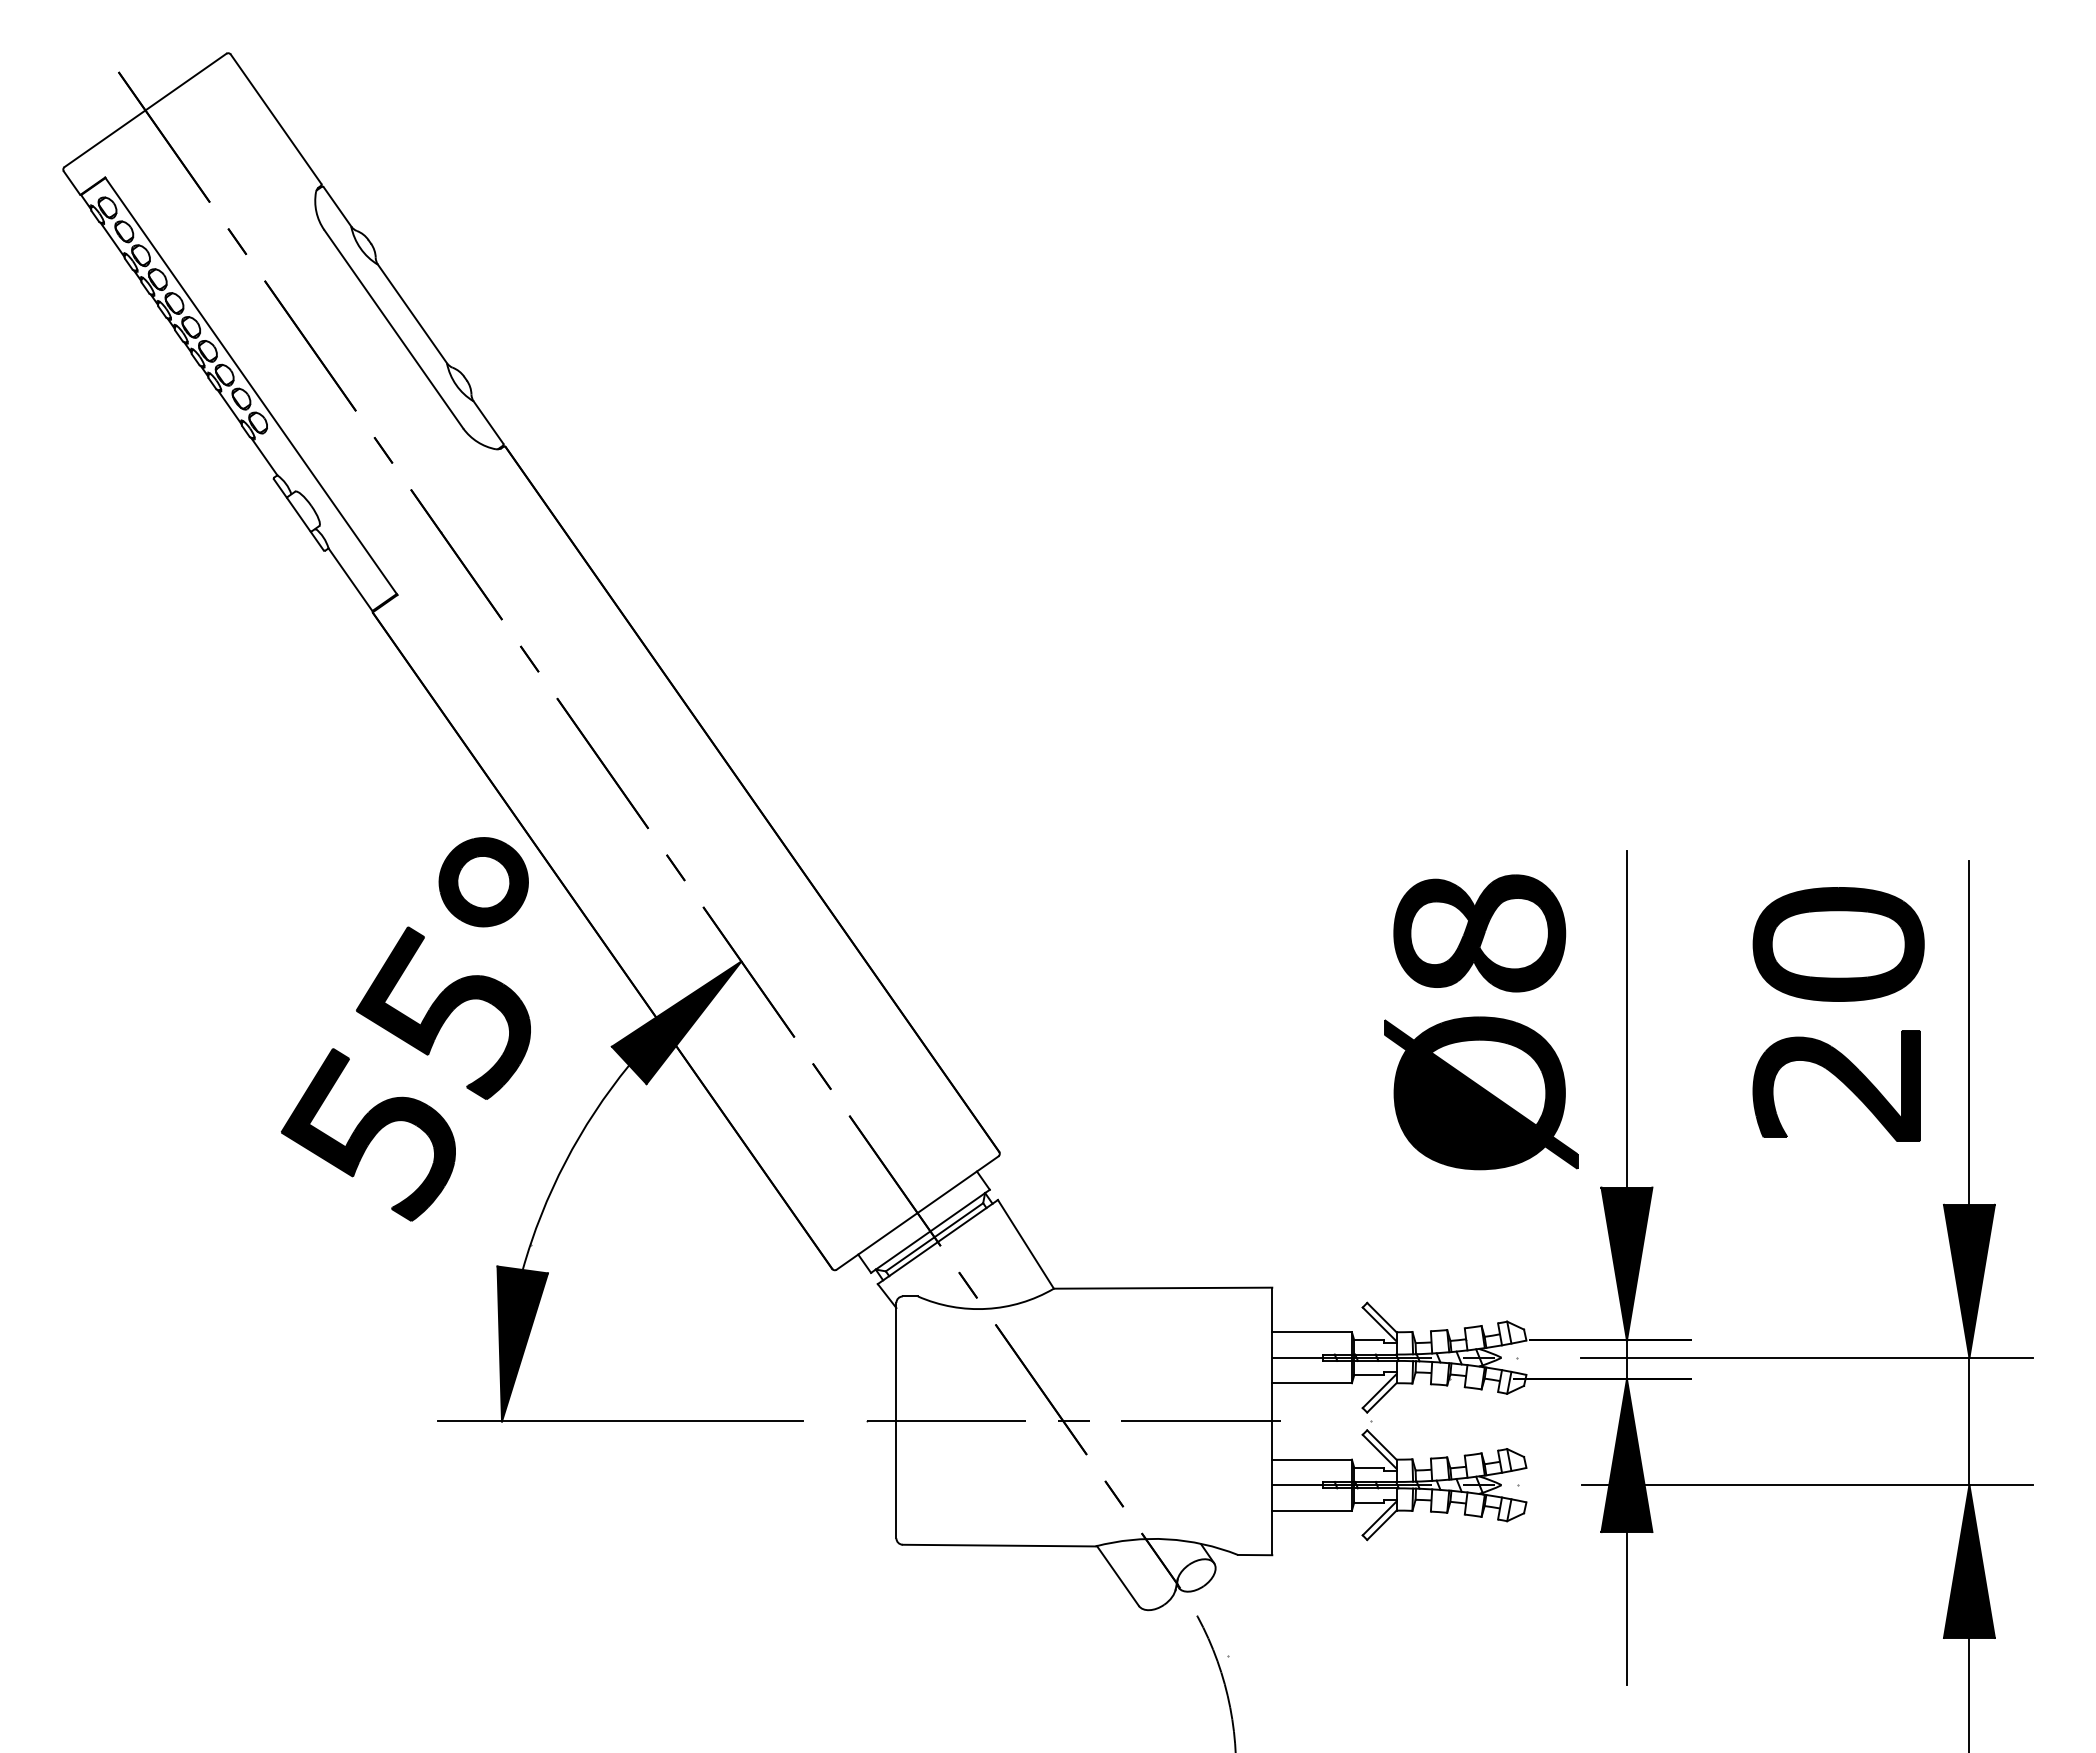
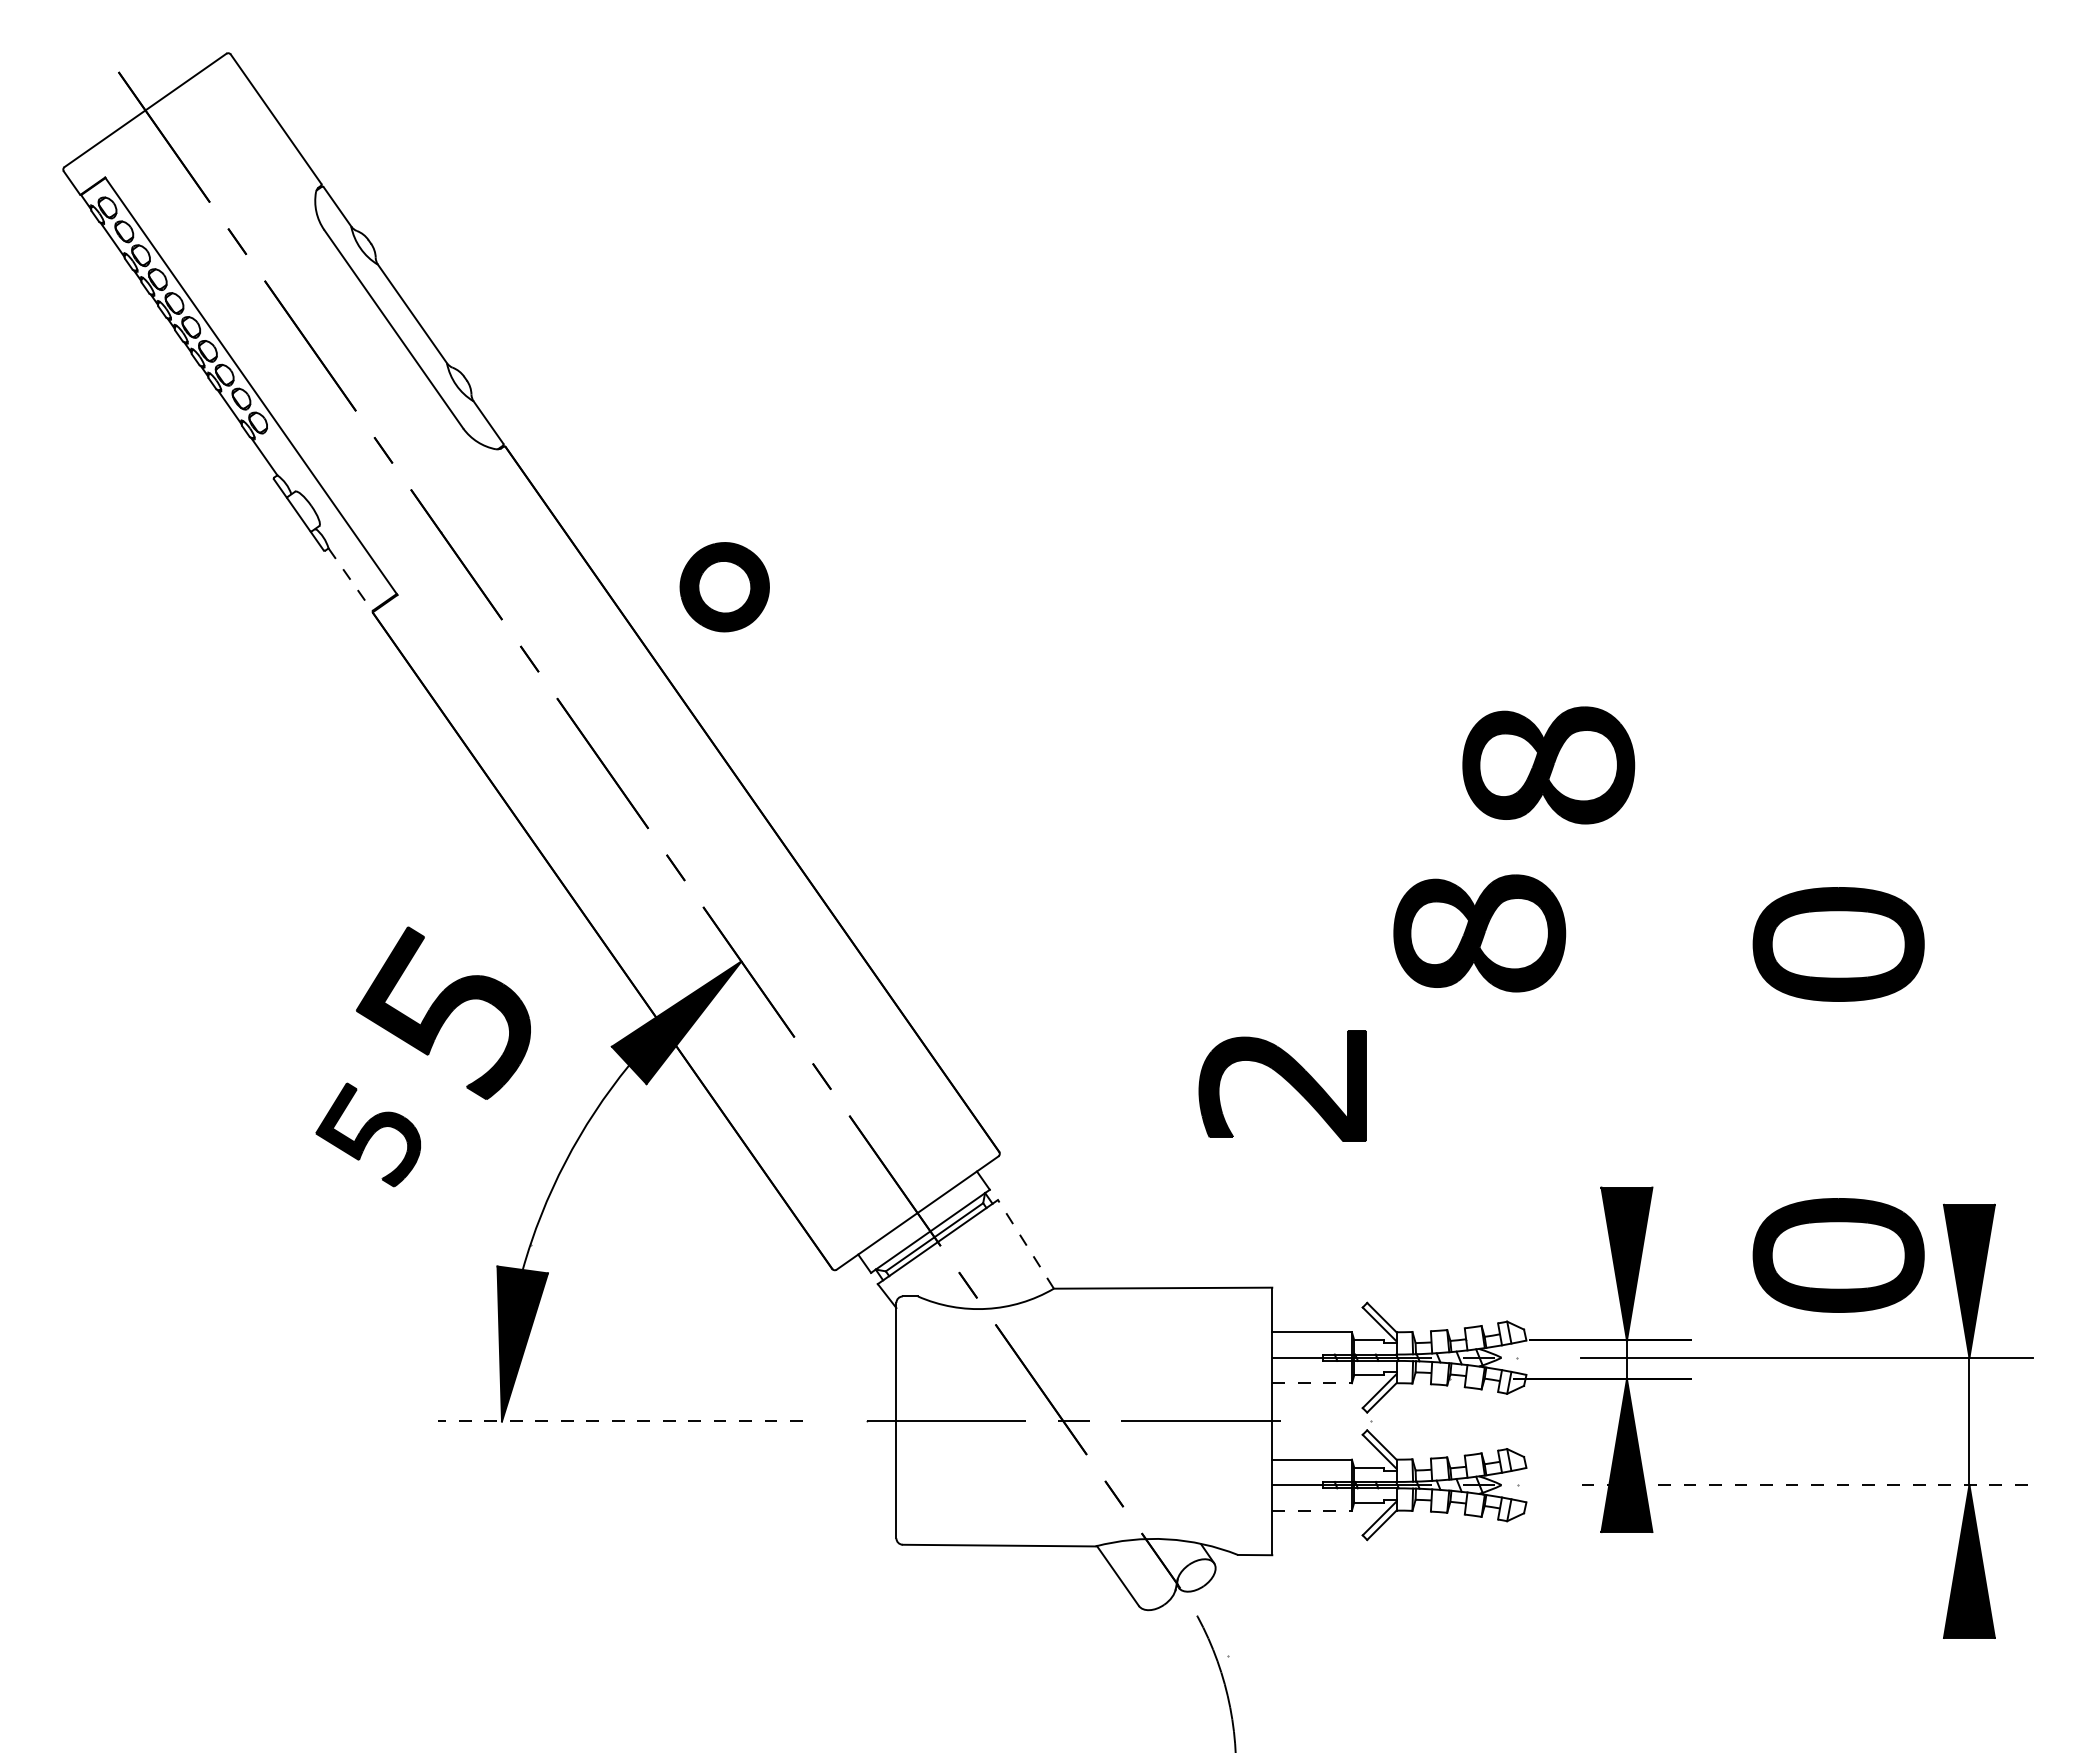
line: solid -> dashed (350, 579)
part: none -> present (1548, 765)
part position: (483, 882) -> (724, 587) (724, 587)
line: present -> none (1626, 1019)
line: present -> none (1969, 1032)
part position: (1836, 1085) -> (1282, 1085) (1282, 1085)
part: present -> none (1481, 1093)
part size: 176x174 px -> 107x106 px (368, 1134)
line: solid -> dashed (1025, 1243)
part: none -> present (1838, 1255)
line: solid -> dashed (1312, 1383)
line: solid -> dashed (620, 1421)
line: solid -> dashed (1807, 1485)
line: solid -> dashed (1312, 1510)
line: present -> none (1626, 1608)
line: present -> none (1969, 1693)
